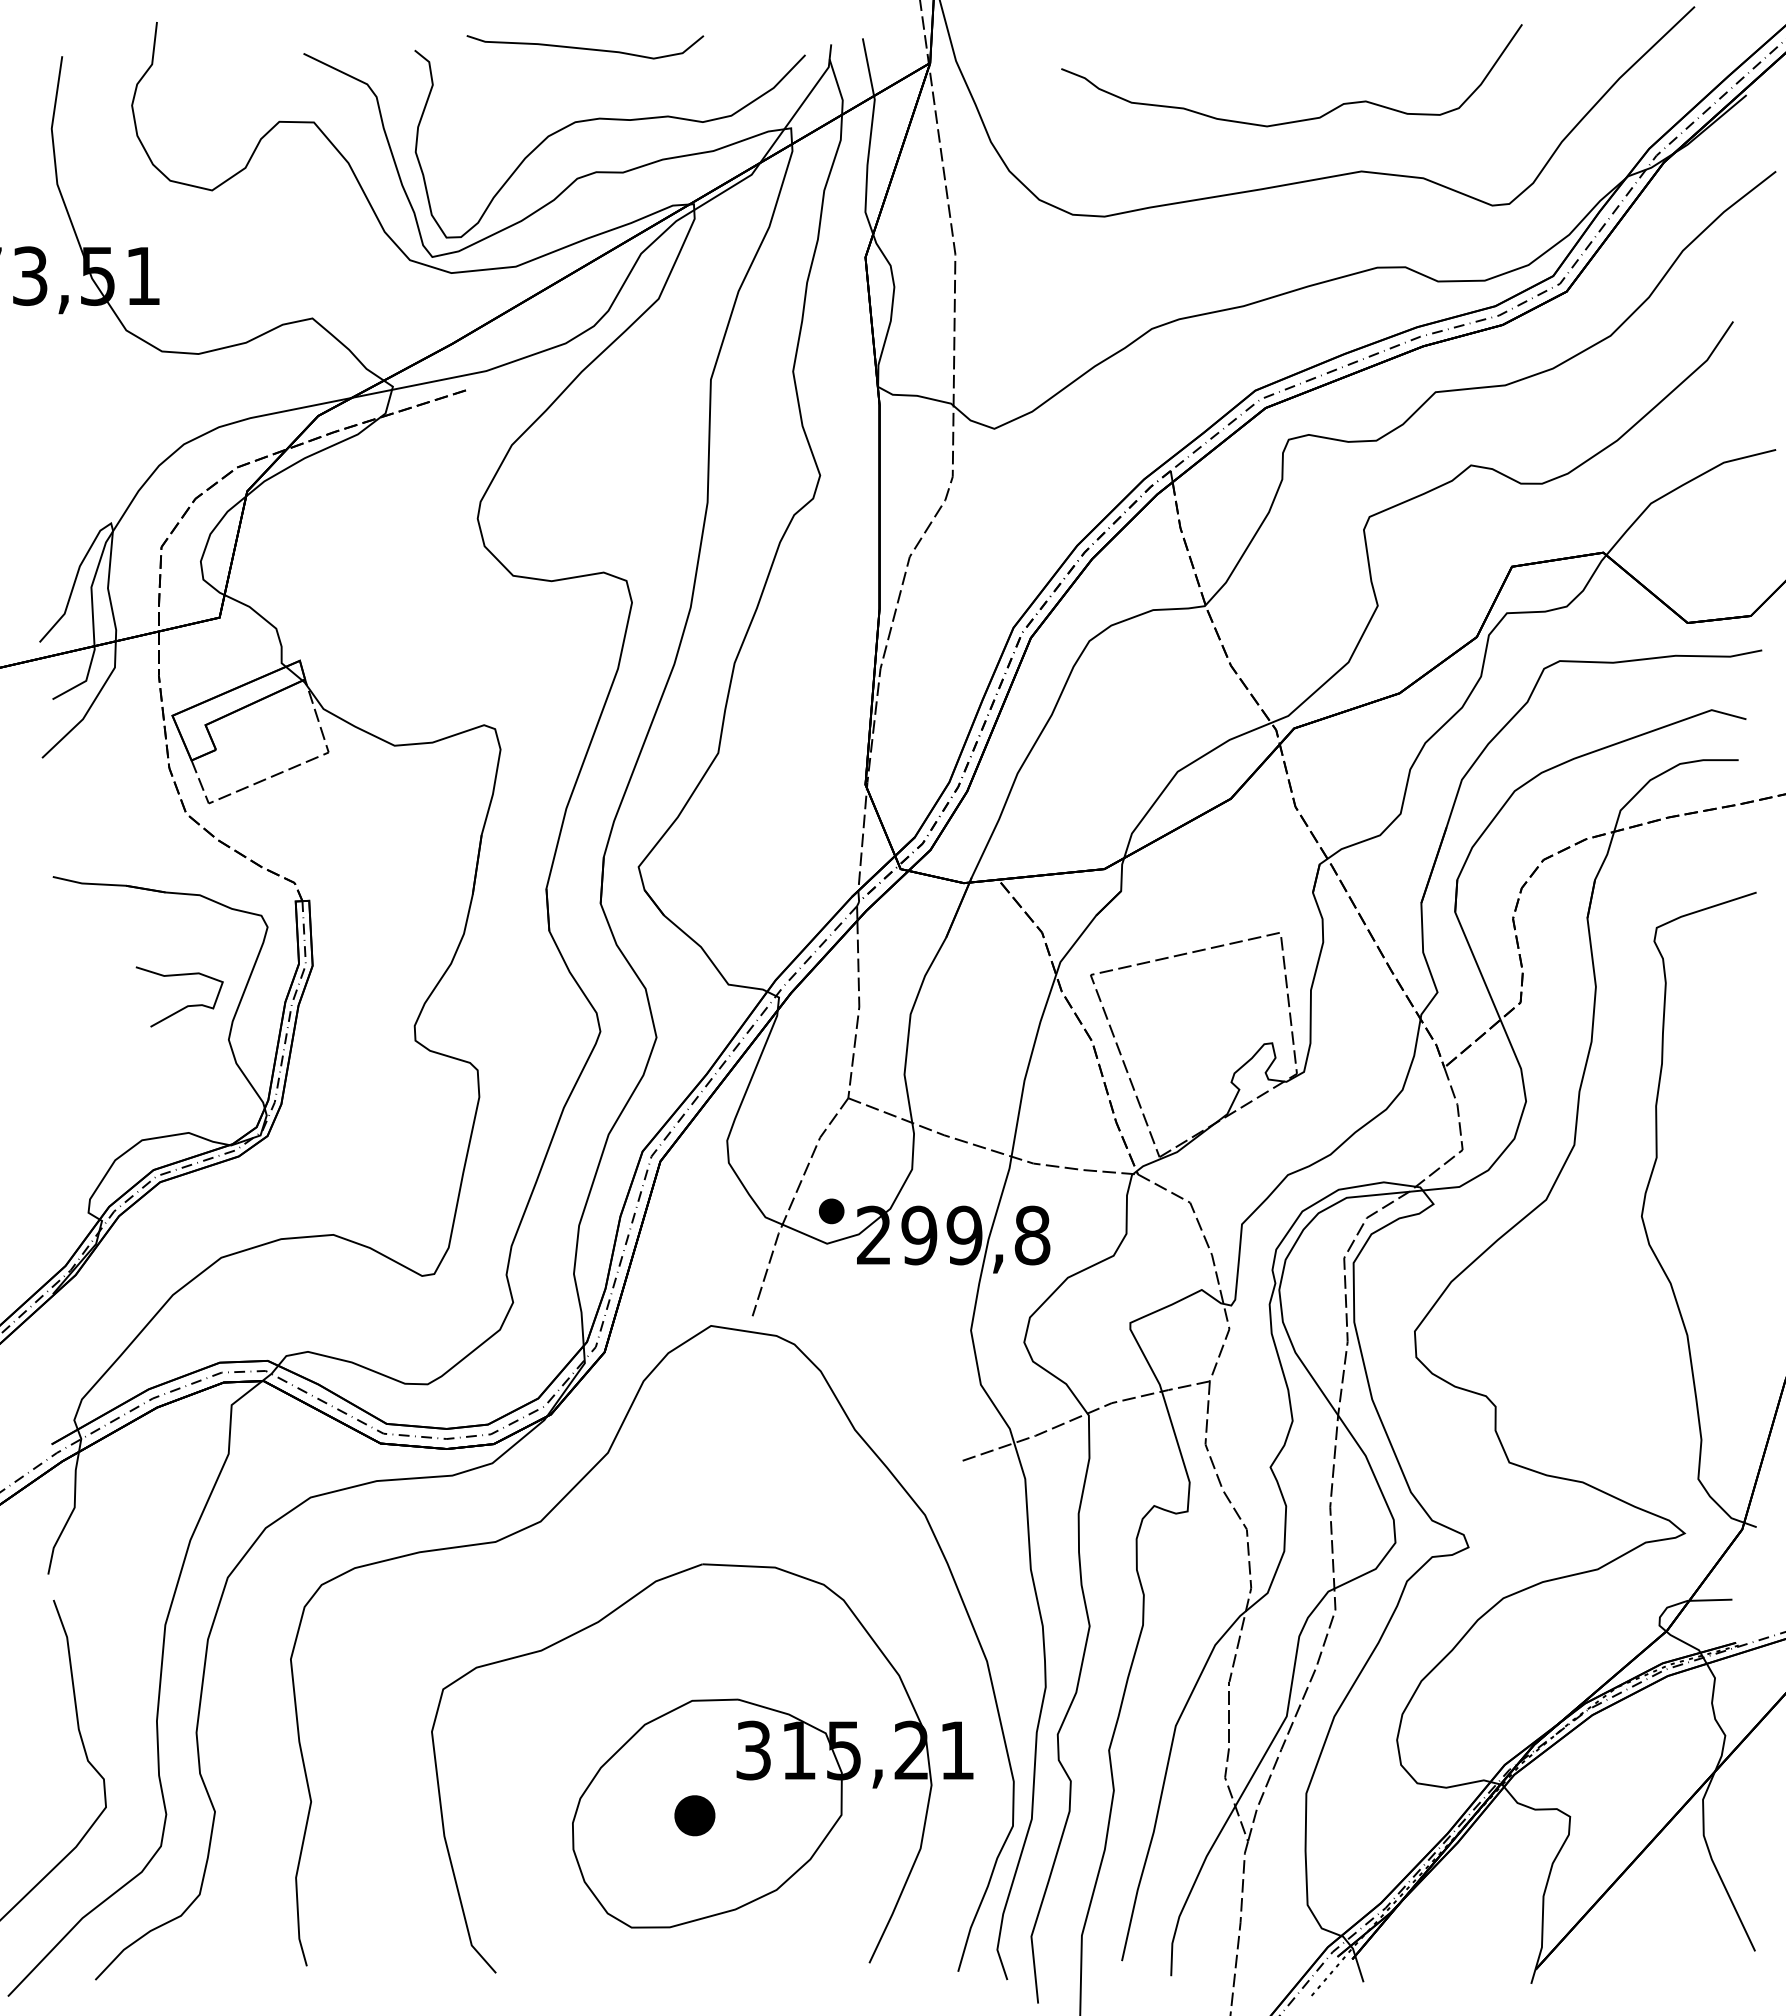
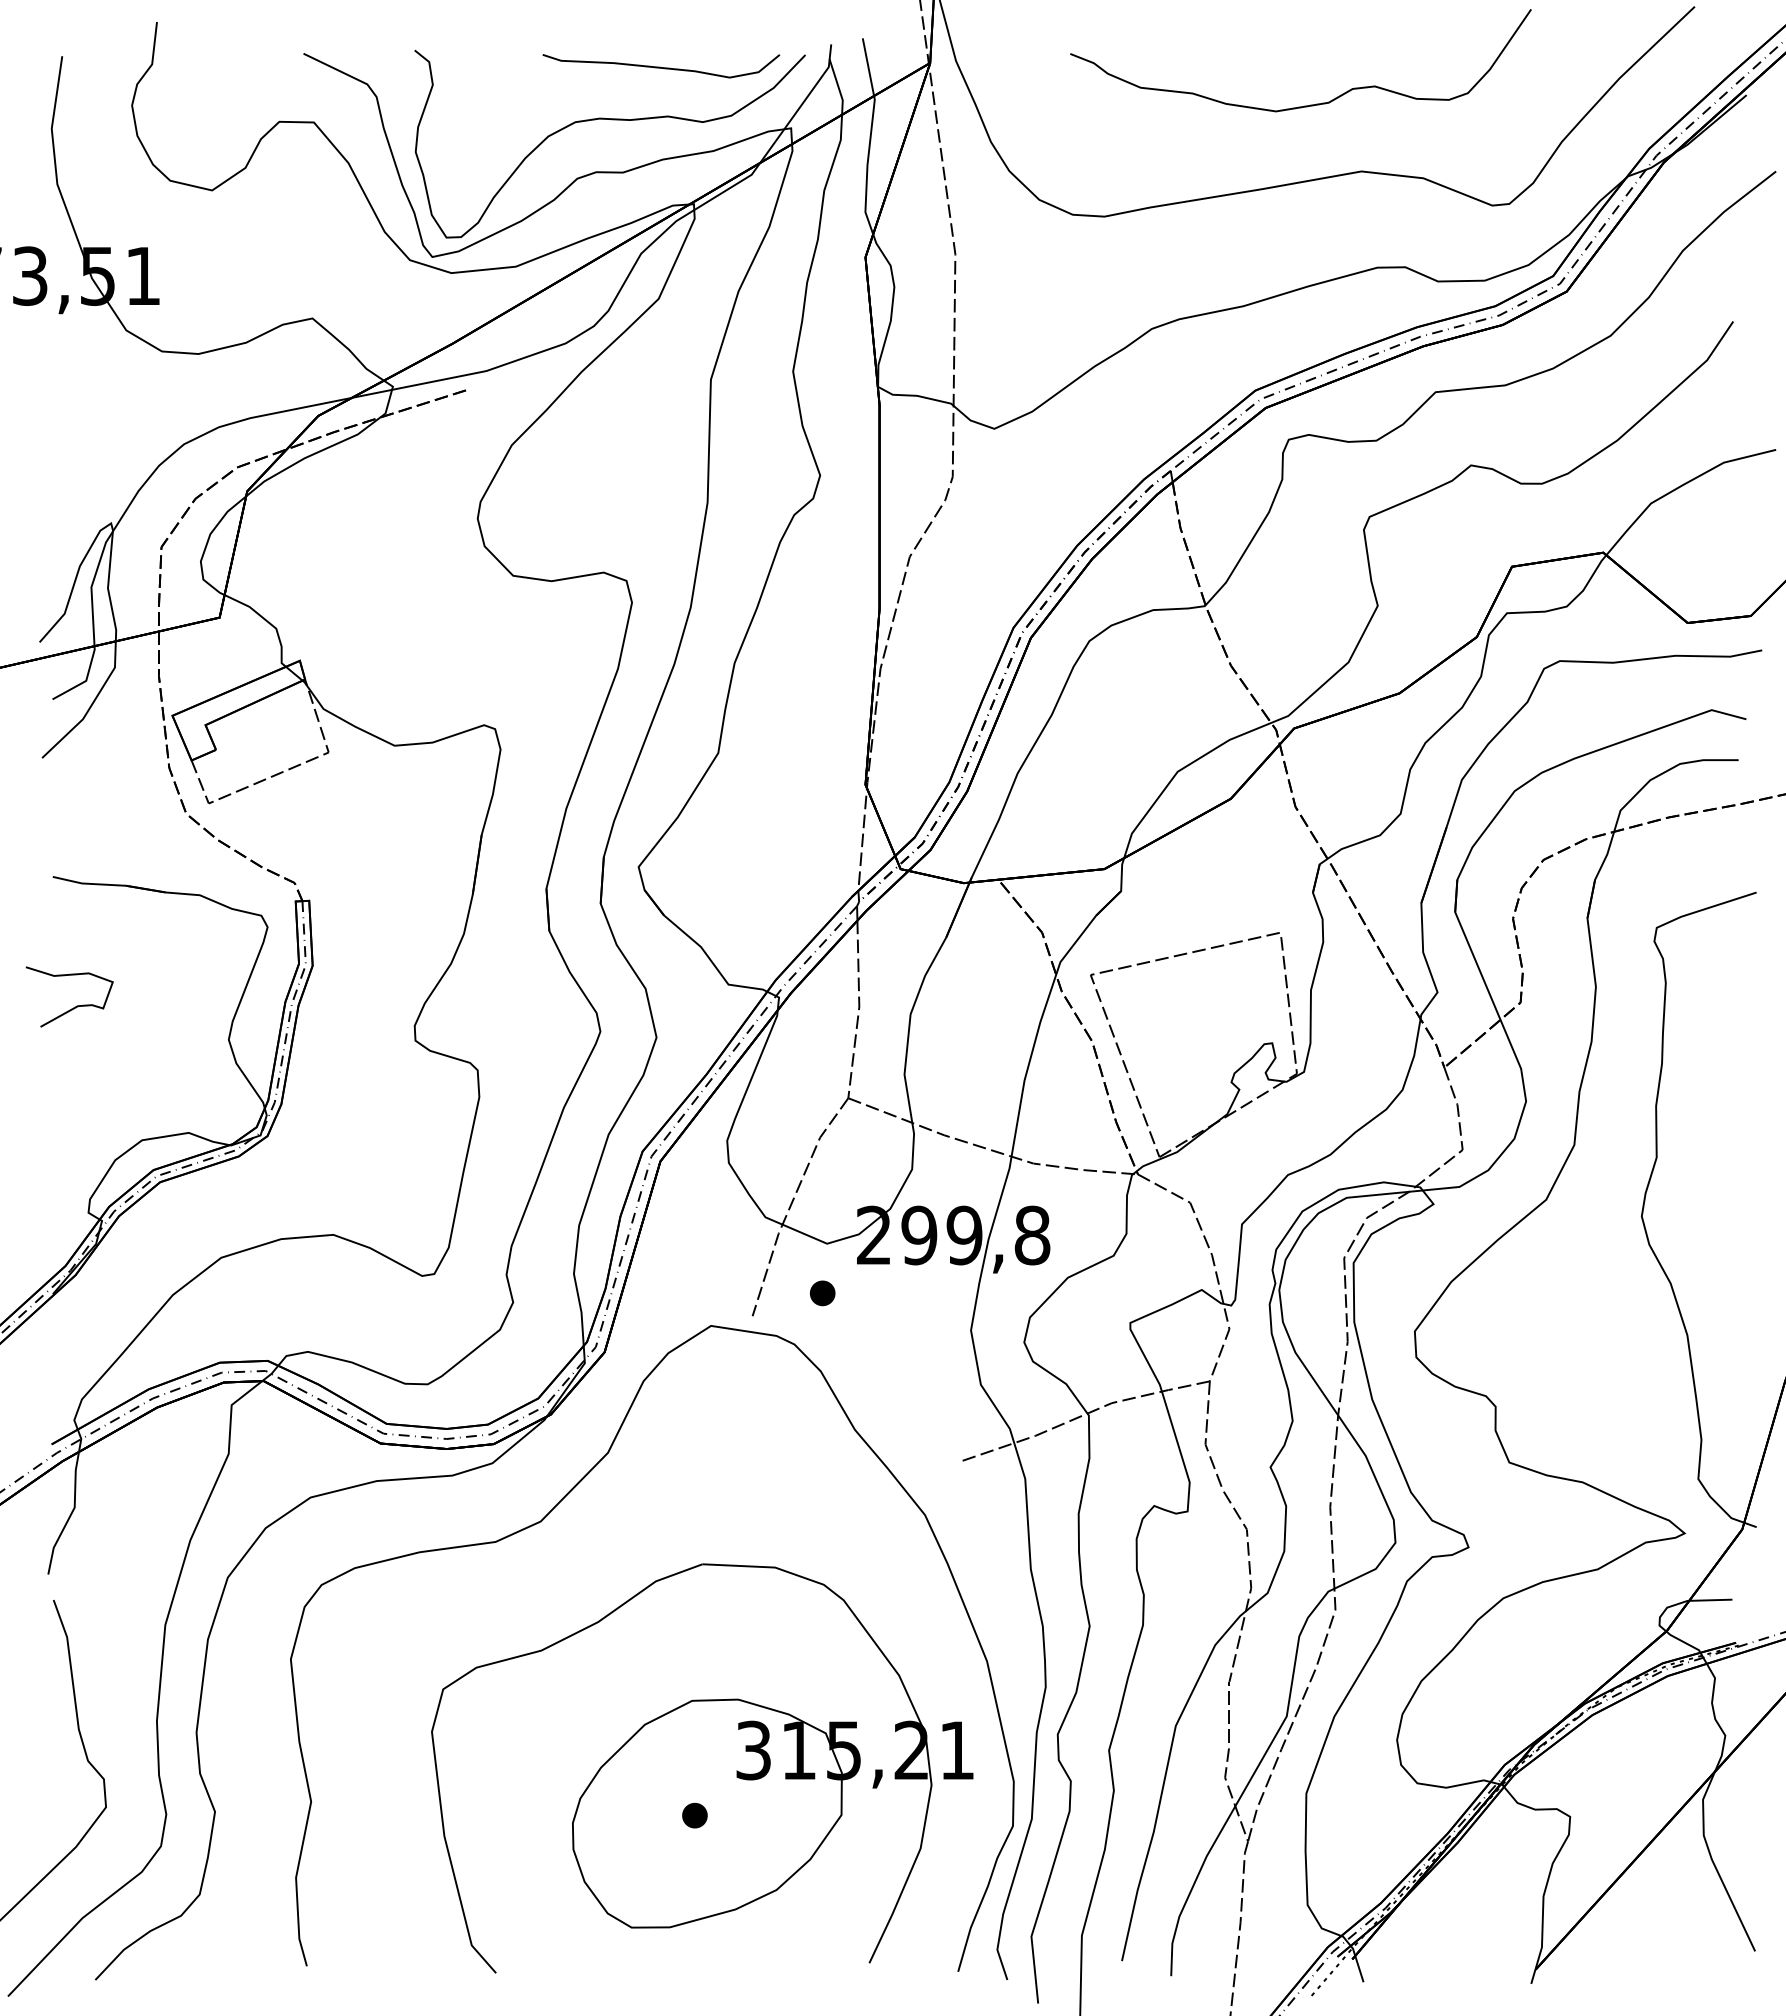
curve position: (584, 47) -> (660, 66) (660, 66)
curve position: (1301, 119) -> (1310, 104) (1310, 104)
curve position: (186, 1005) -> (76, 1005) (76, 1005)
part position: (831, 1211) -> (822, 1293) (822, 1293)
part size: 42x42 px -> 26x27 px (694, 1815)
